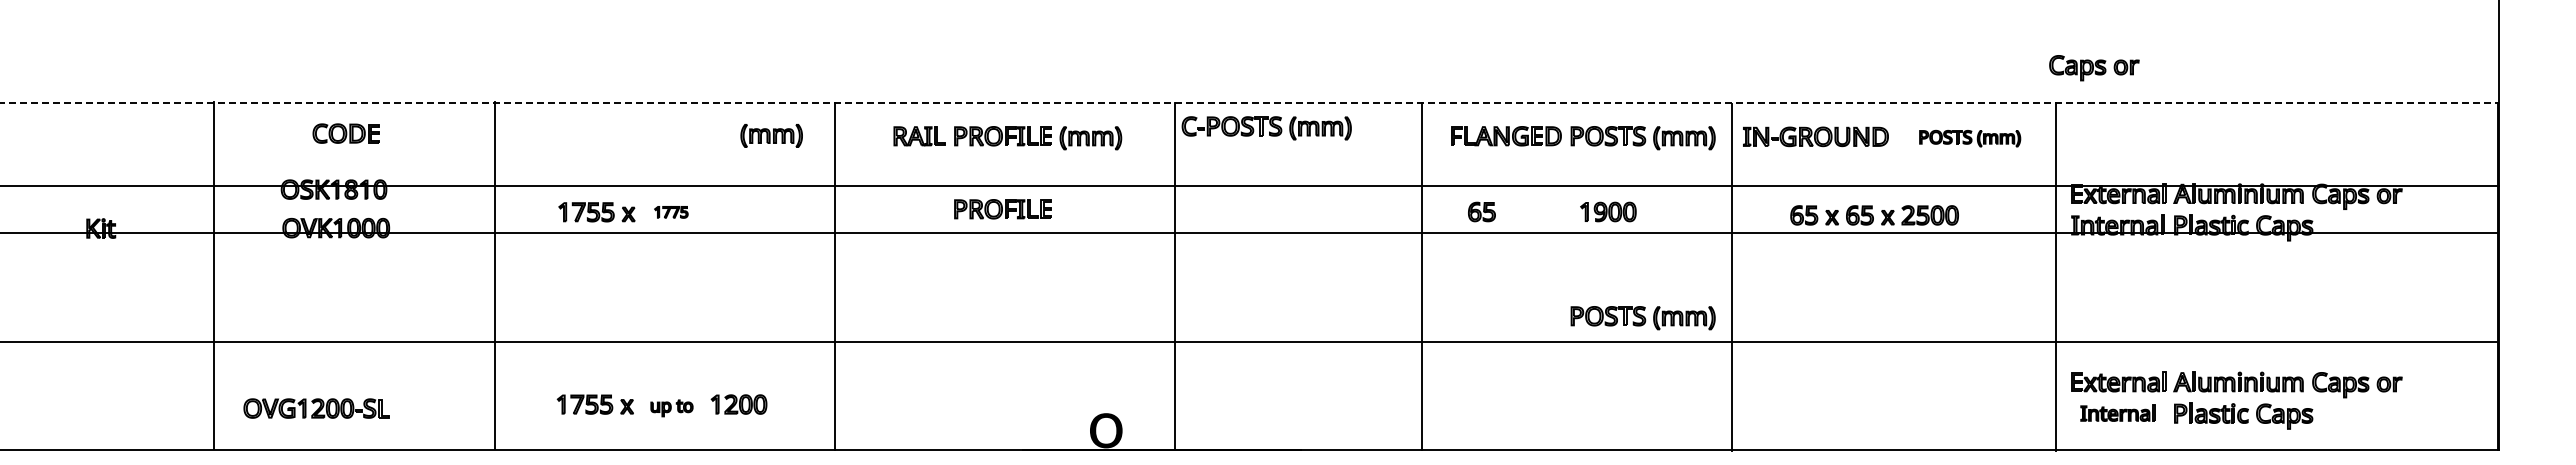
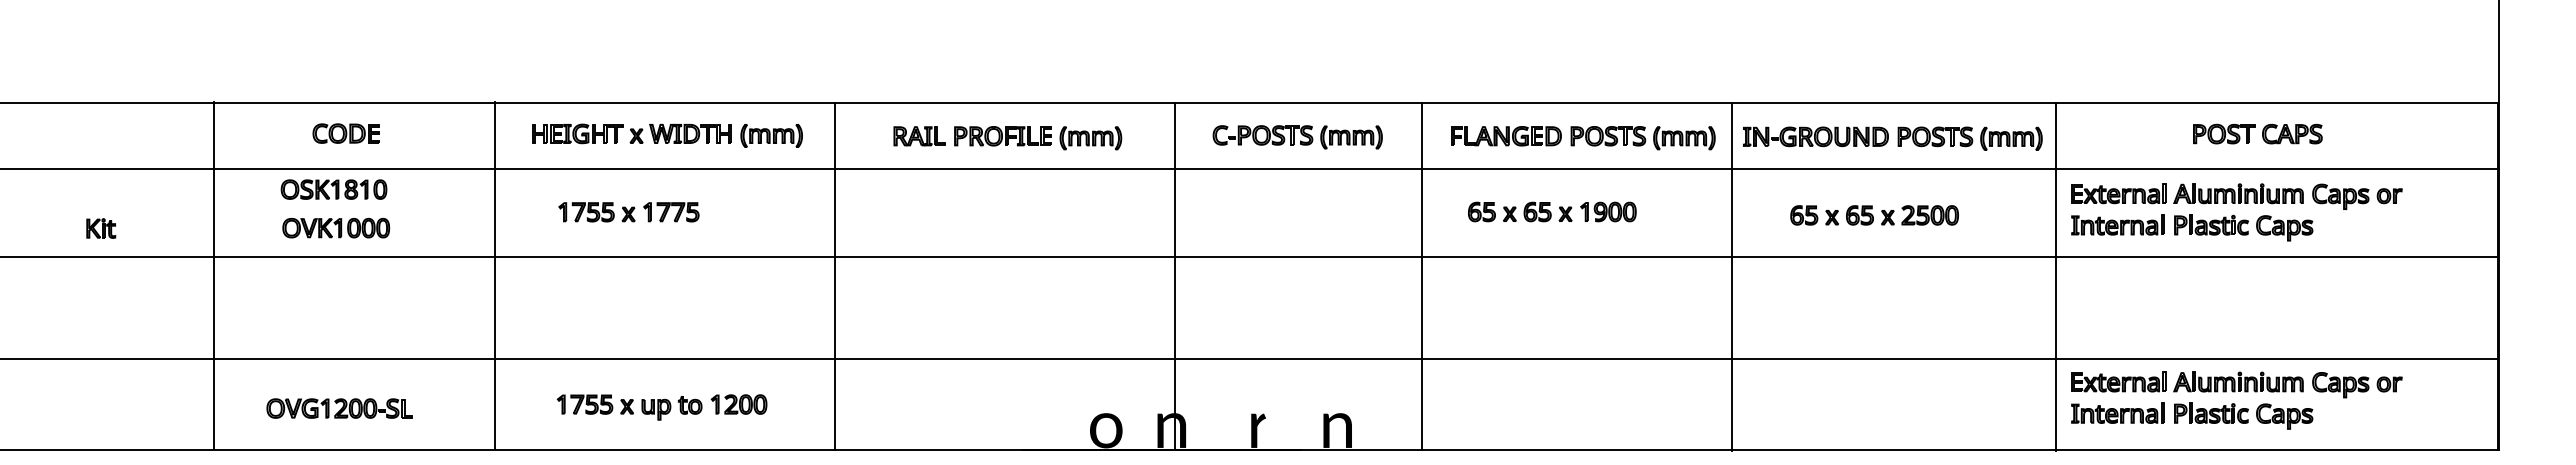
part: present -> none (2094, 68)
line: dashed -> solid (1249, 102)
part position: (1266, 128) -> (1297, 137) (1297, 137)
part: none -> present (631, 133)
part: none -> present (2257, 133)
part size: 103x19 px -> 146x25 px (1969, 138)
line position: (1250, 186) -> (1250, 169) (1250, 169)
part: present -> none (1002, 209)
part: none -> present (1537, 211)
part size: 35x13 px -> 57x21 px (671, 212)
line position: (1249, 232) -> (1249, 256) (1249, 256)
part: present -> none (1642, 318)
line position: (1249, 341) -> (1249, 358) (1249, 358)
part position: (316, 408) -> (339, 408) (339, 408)
part size: 44x19 px -> 62x25 px (671, 408)
part size: 76x18 px -> 94x22 px (2117, 412)
fill: none -> present (1171, 430)
fill: none -> present (1258, 430)
fill: none -> present (1337, 430)
